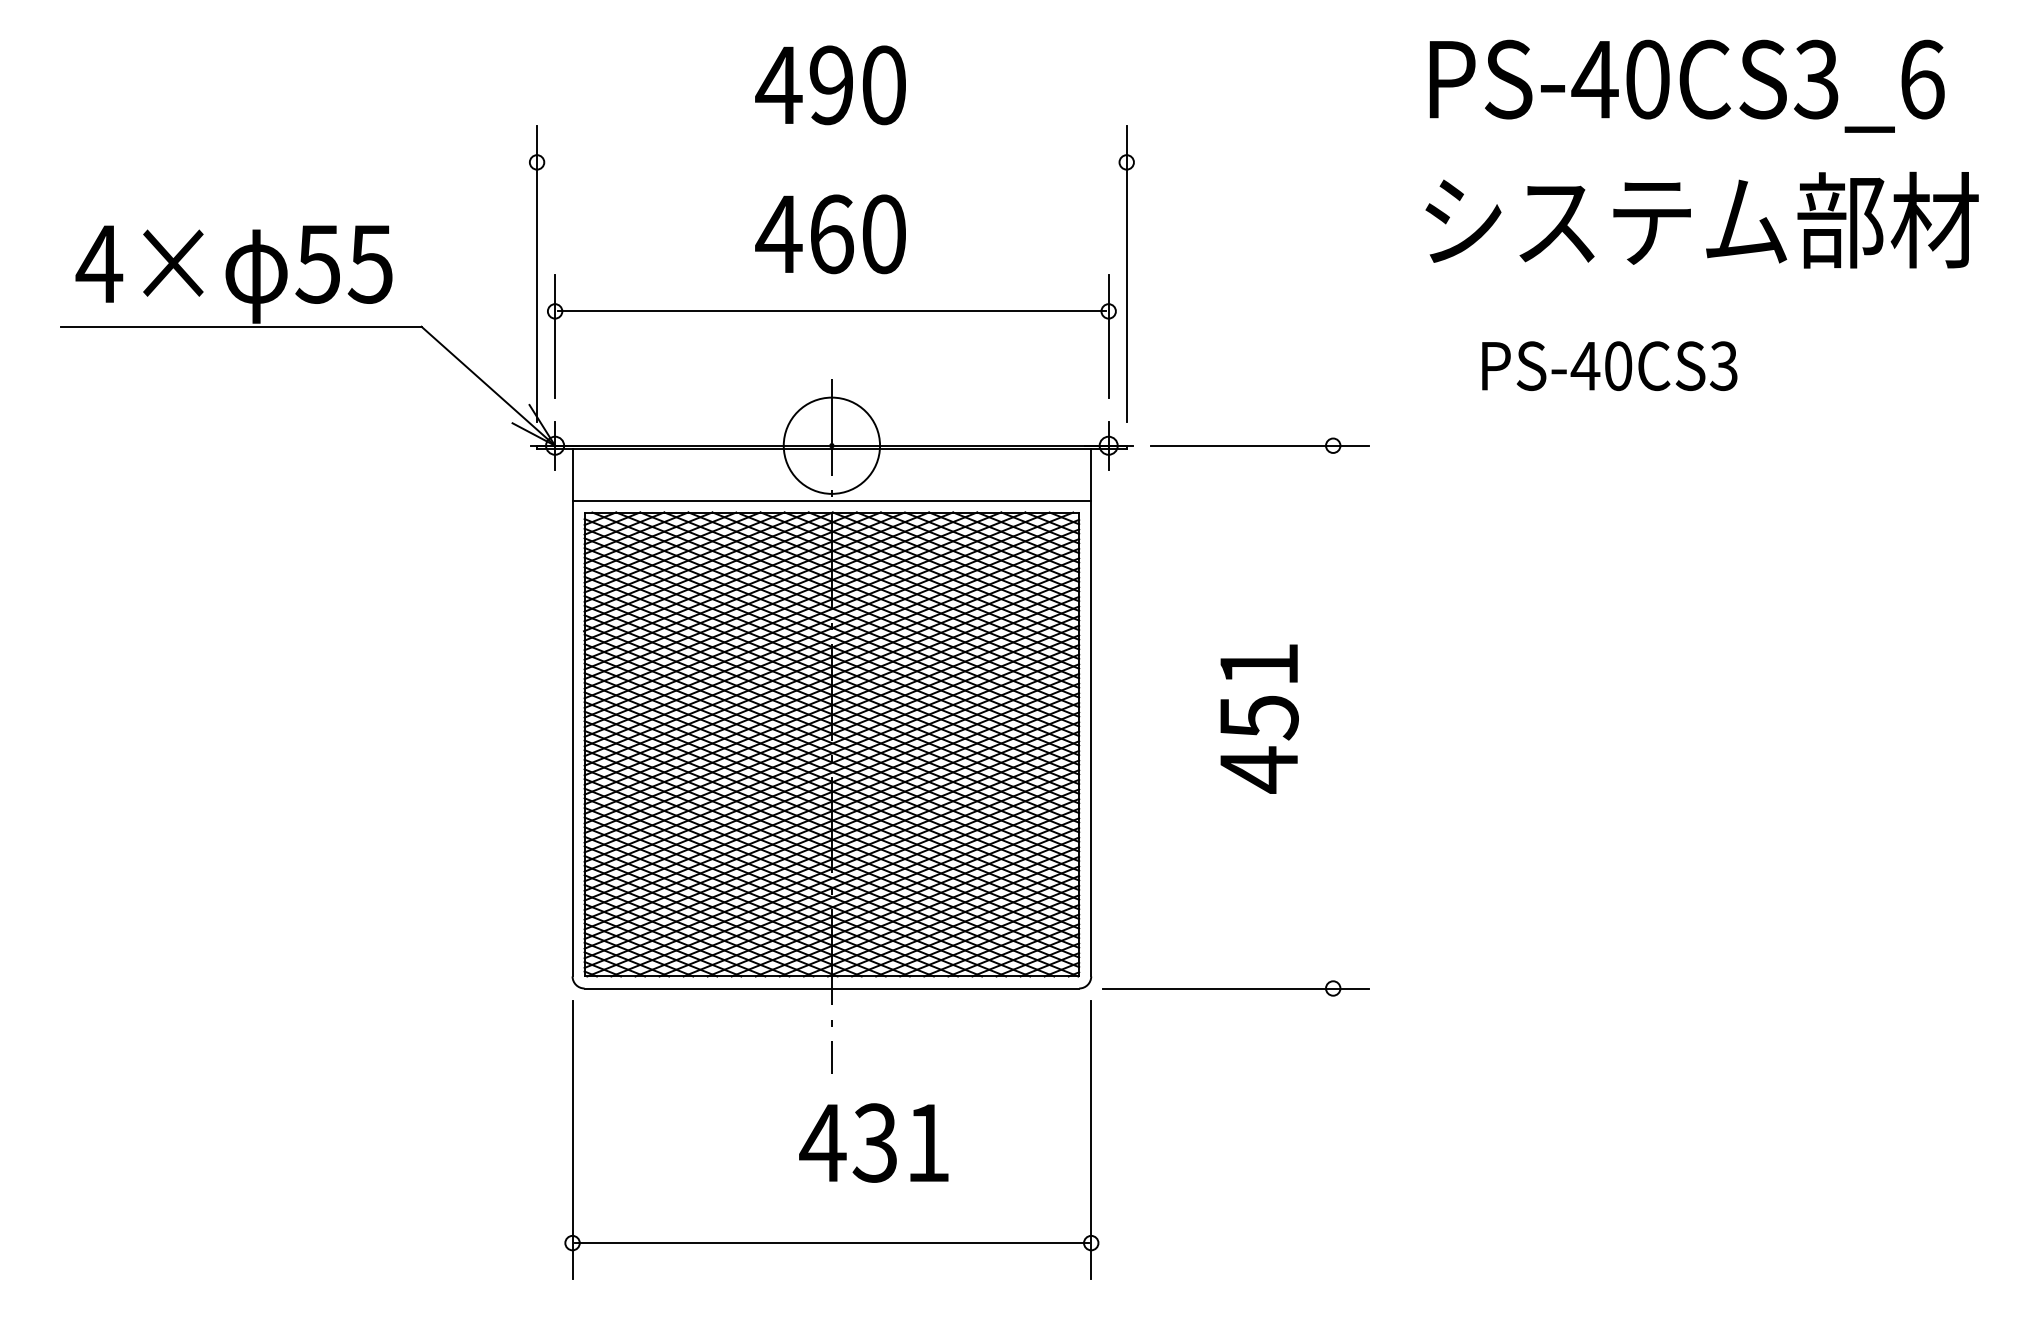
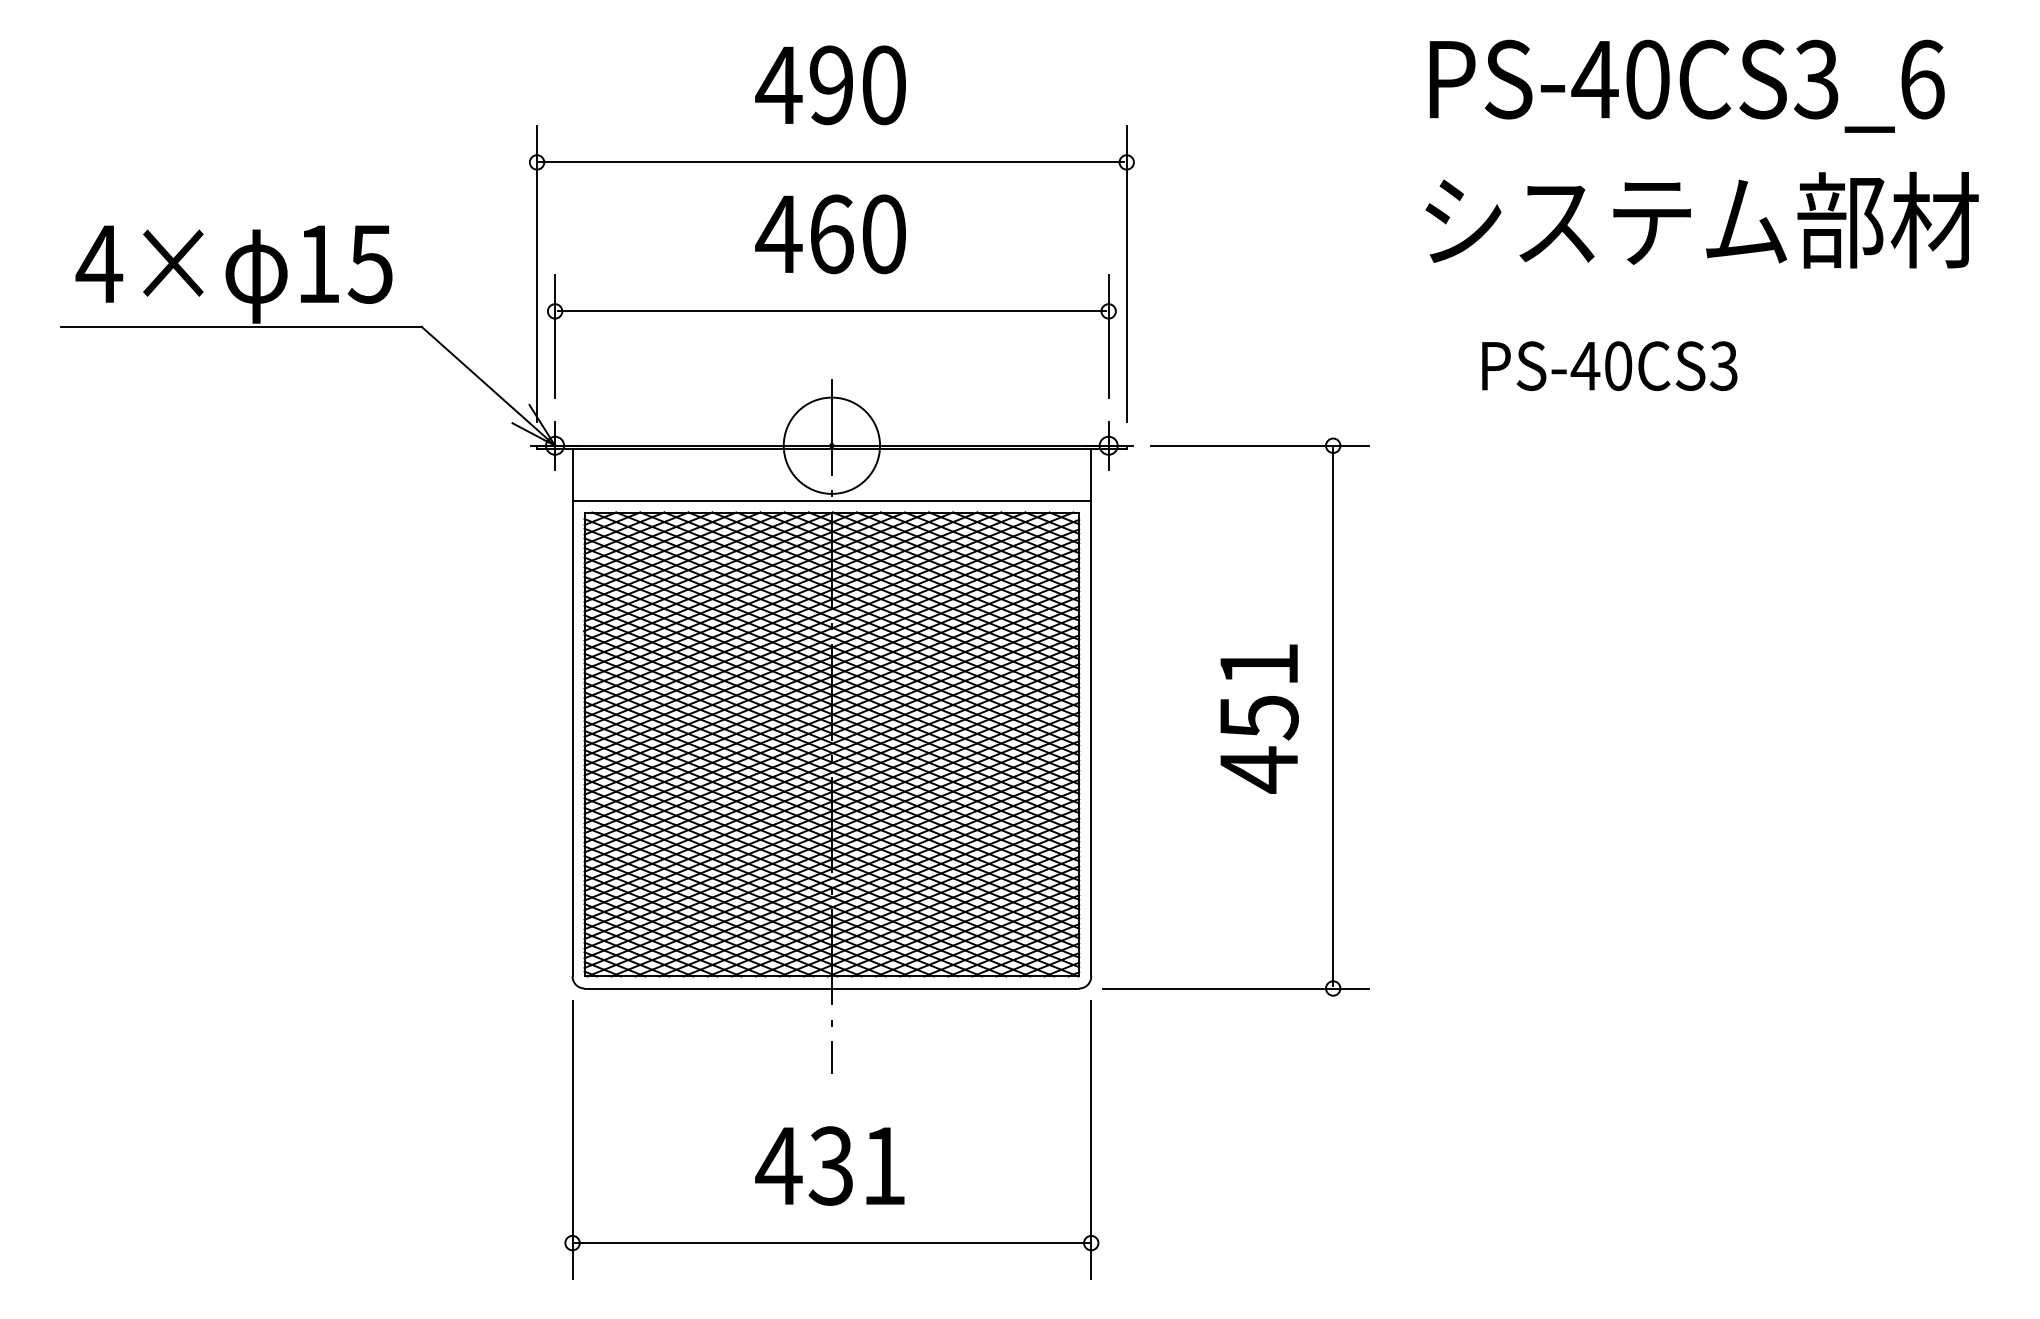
line: none -> present (831, 162)
text: 55 -> 15 (317, 264)
line: none -> present (1333, 717)
text position: (873, 1142) -> (829, 1165) (829, 1165)
